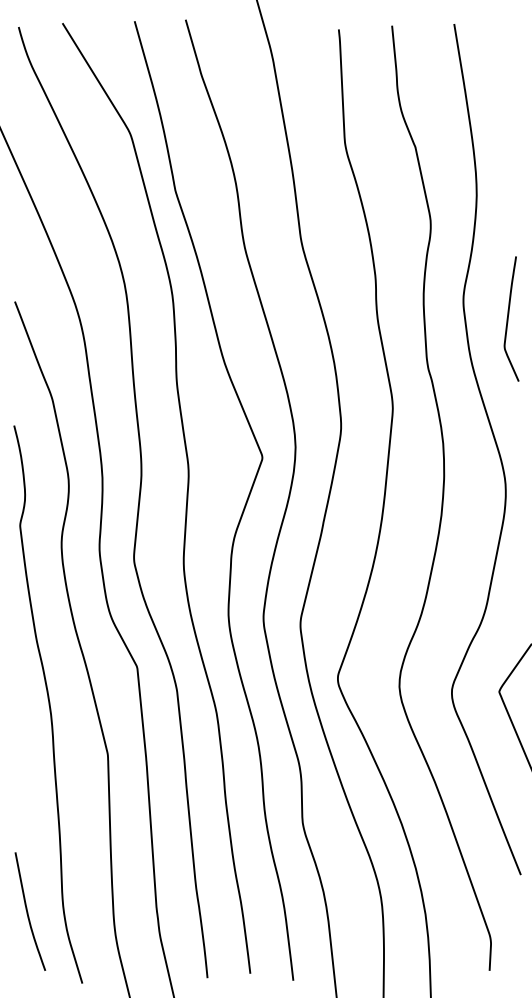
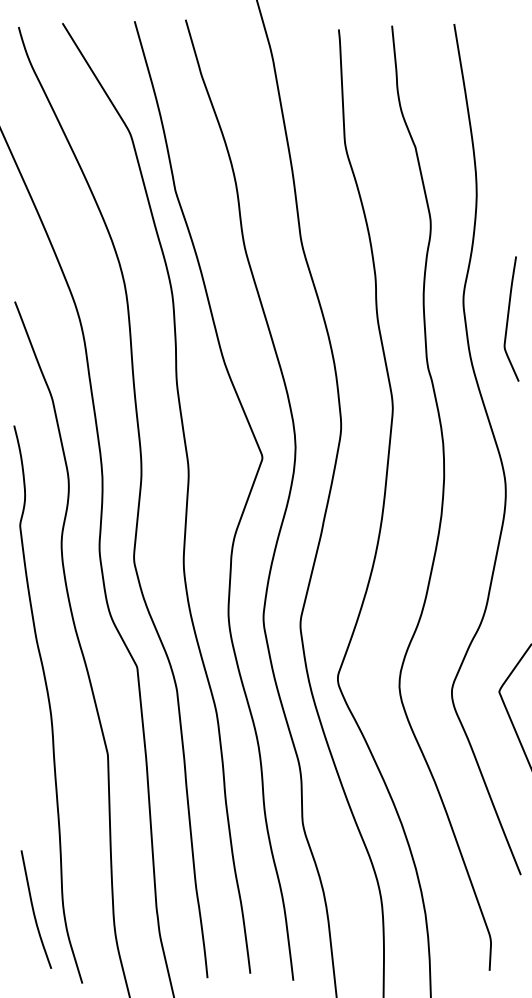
curve position: (28, 912) -> (34, 910) (34, 910)
